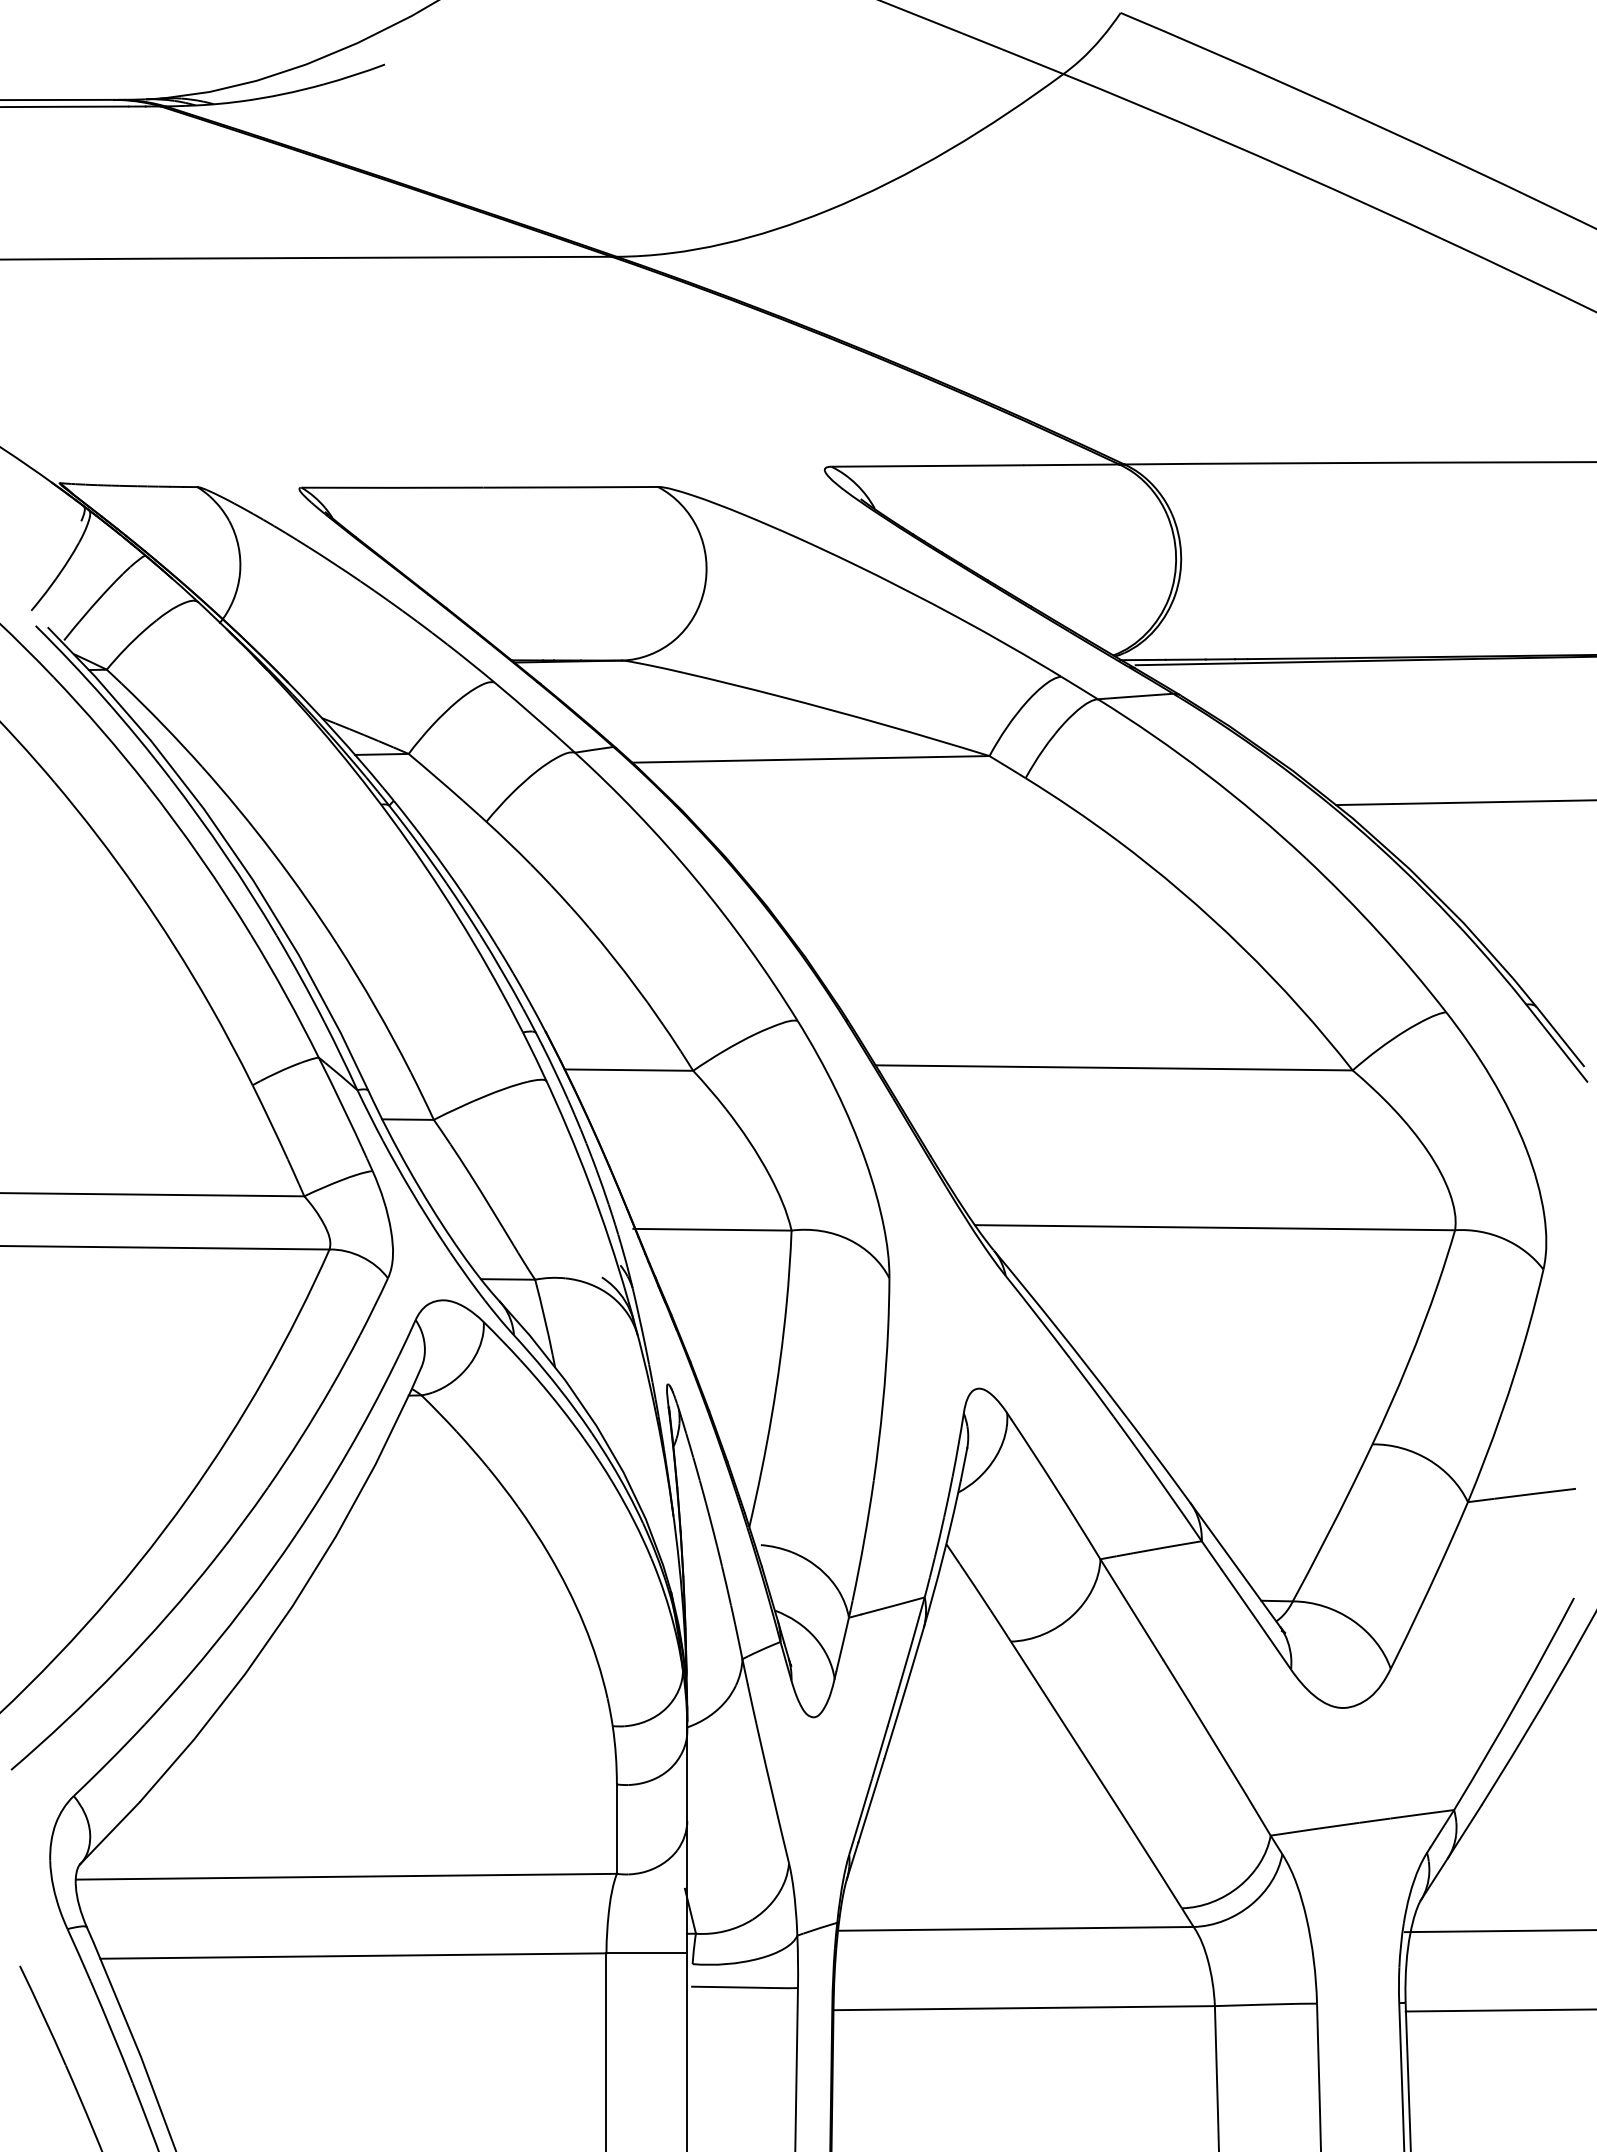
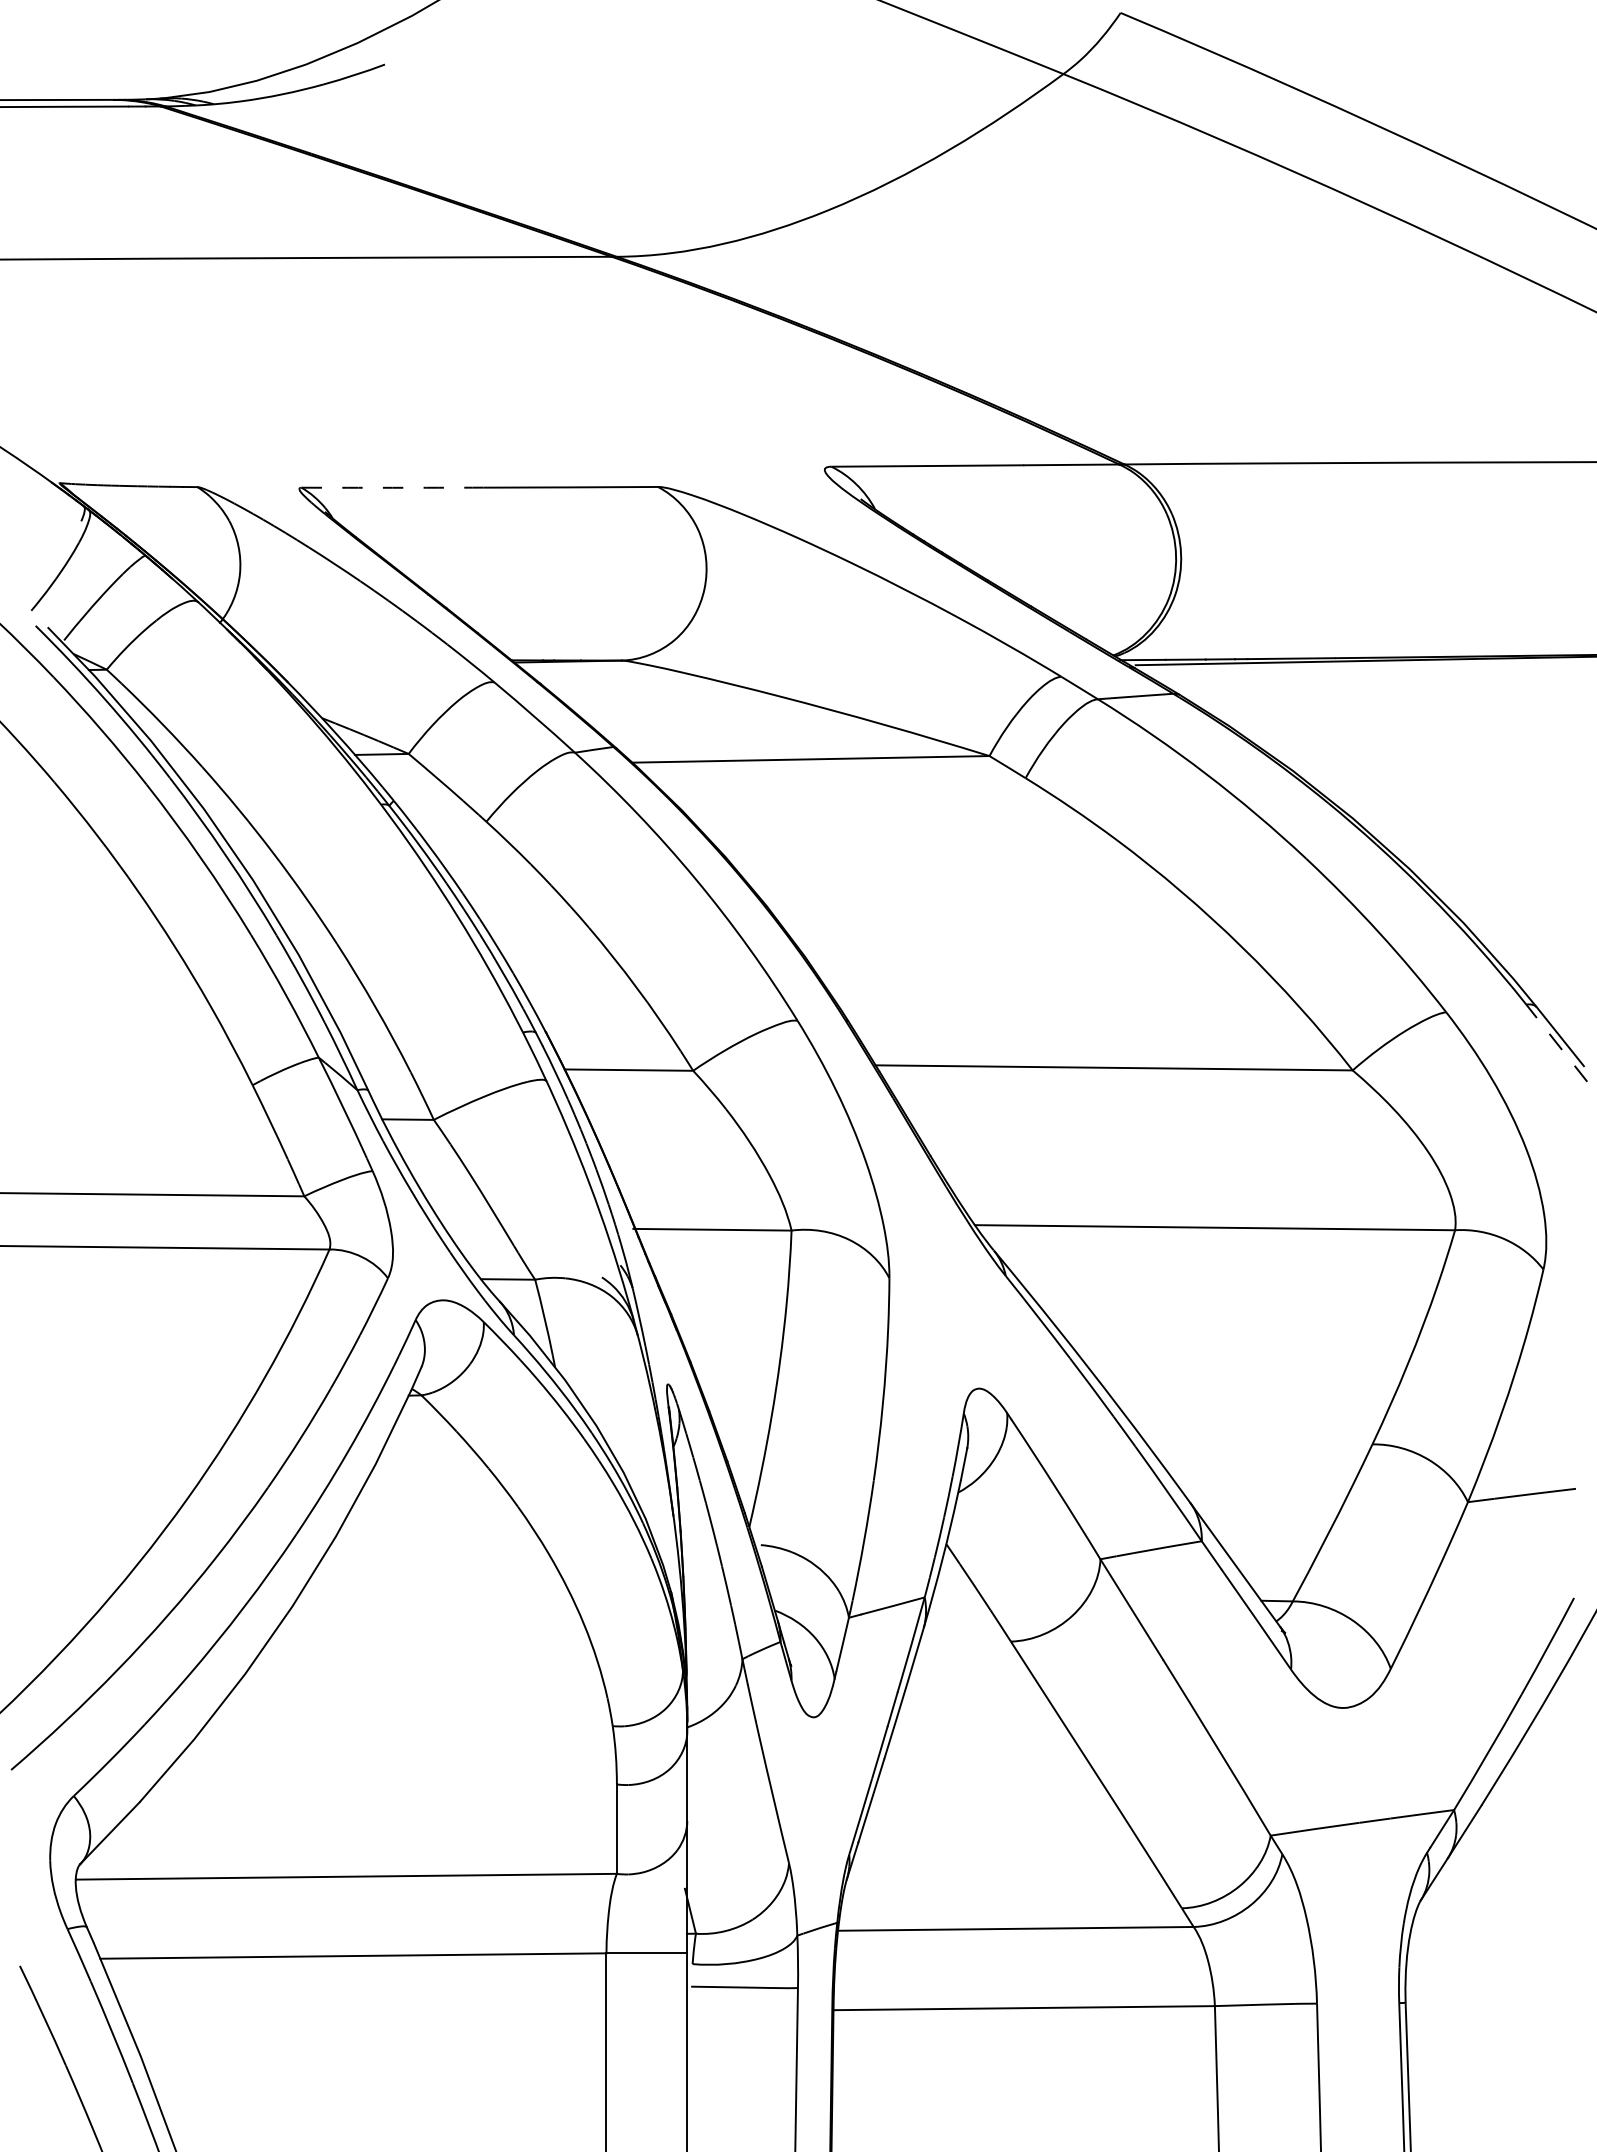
arc: solid -> dashed (392, 487)
line: present -> none (1464, 802)
line: solid -> dashed (1556, 1042)
line: present -> none (1498, 1931)
line: present -> none (1499, 2010)
